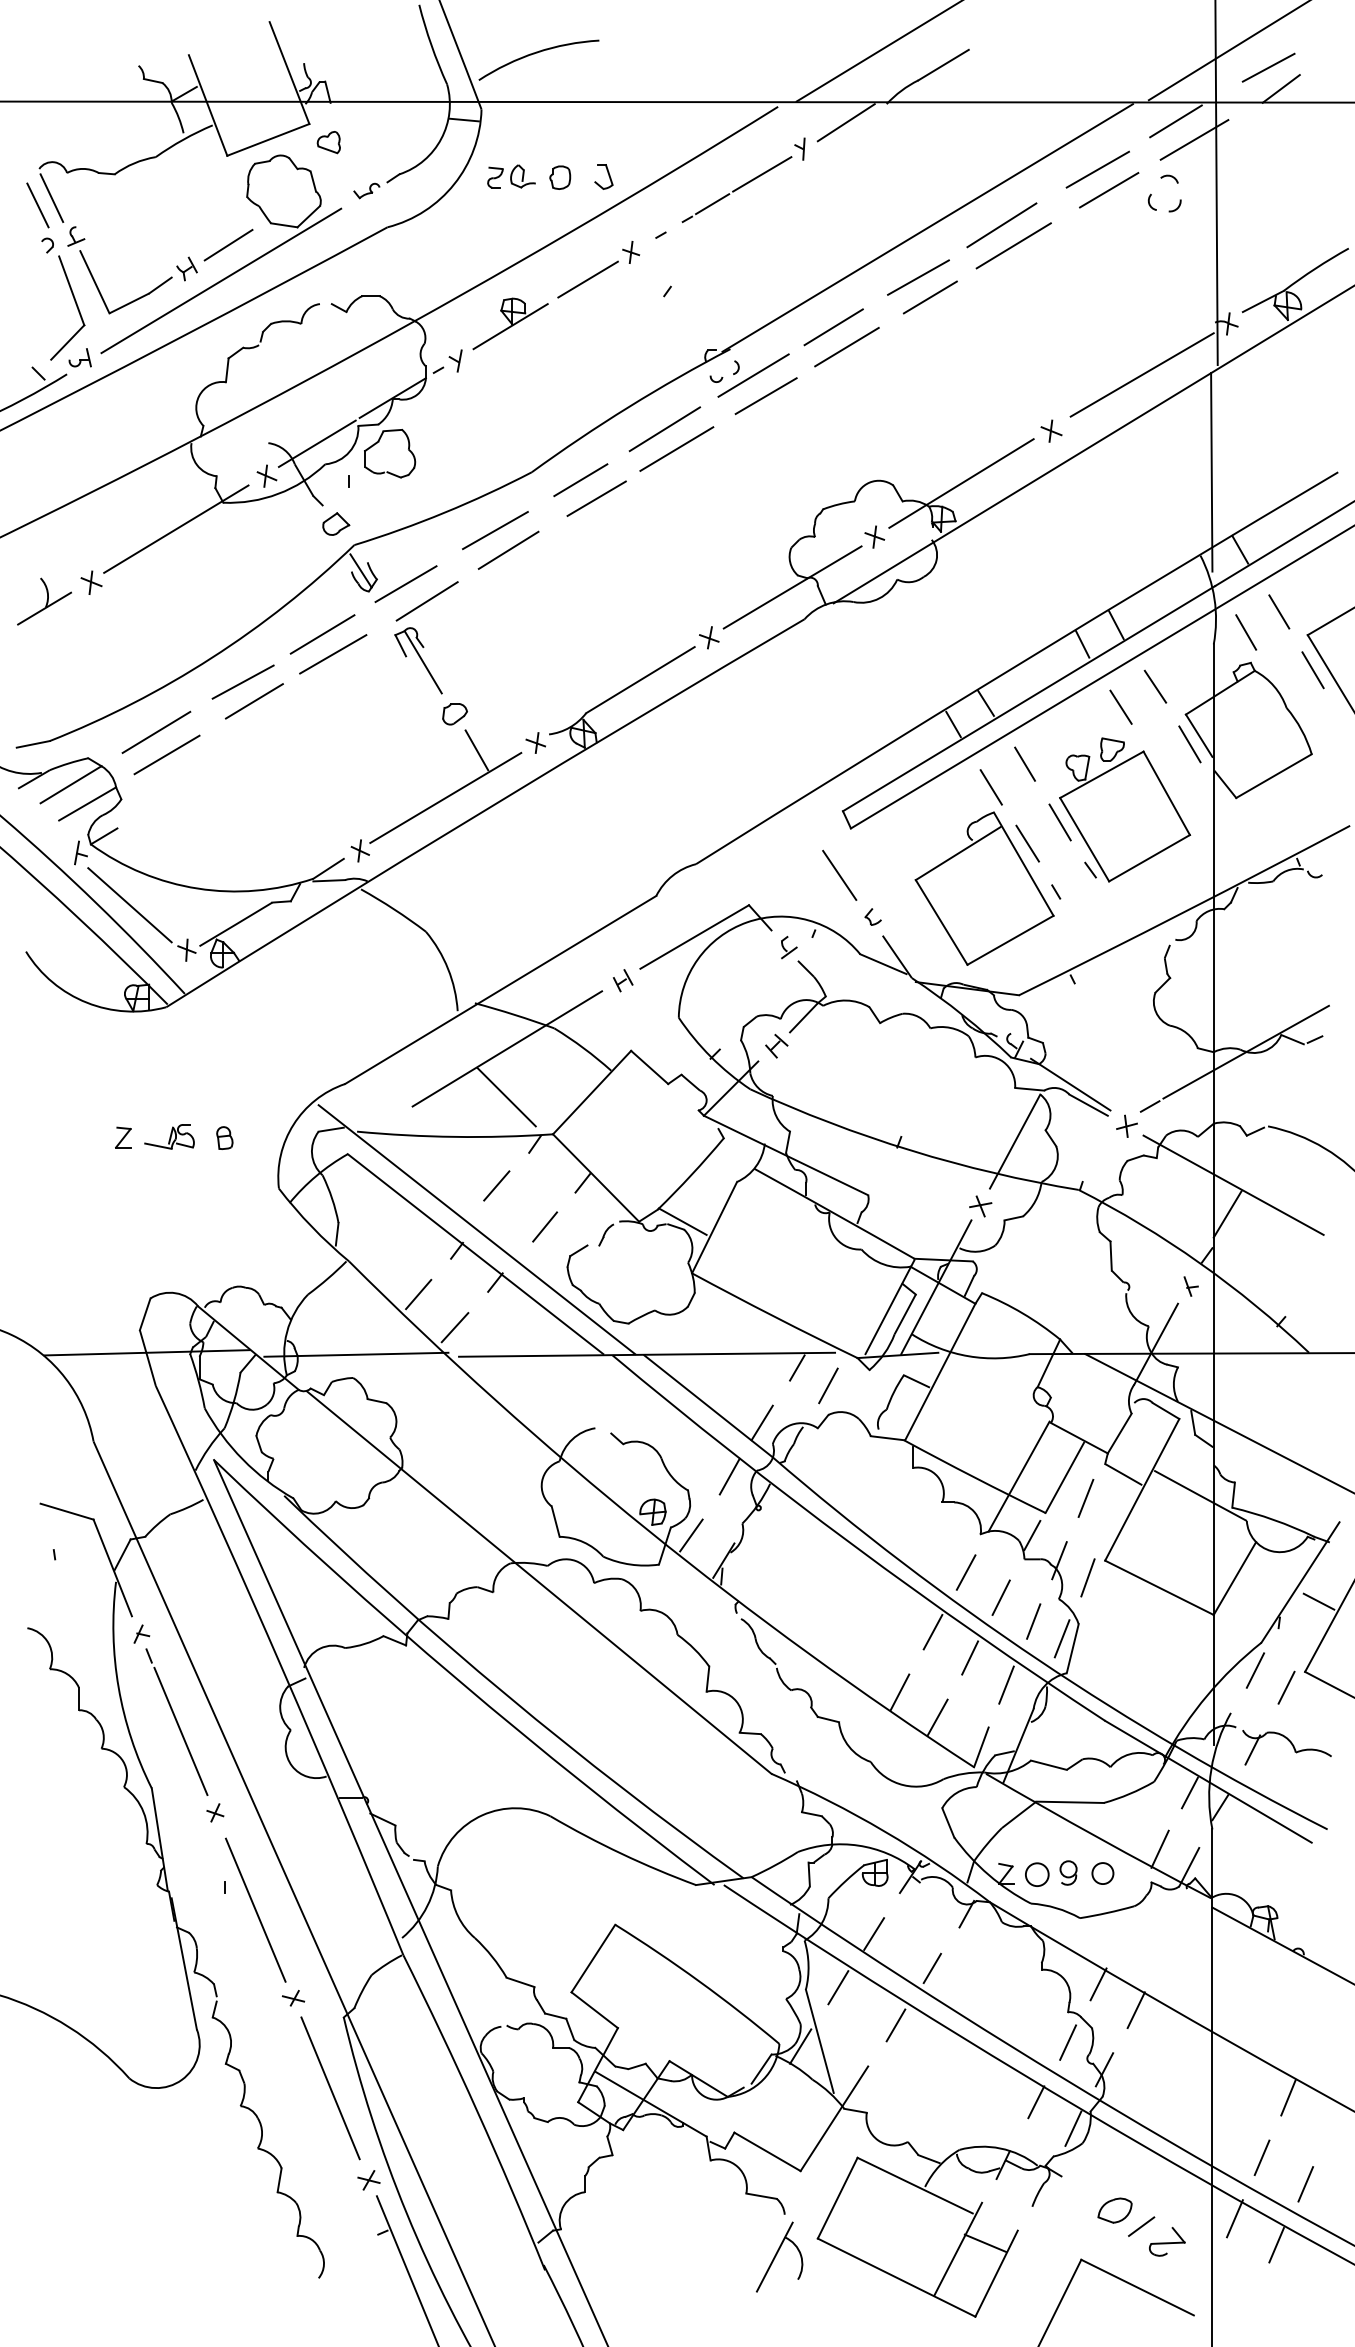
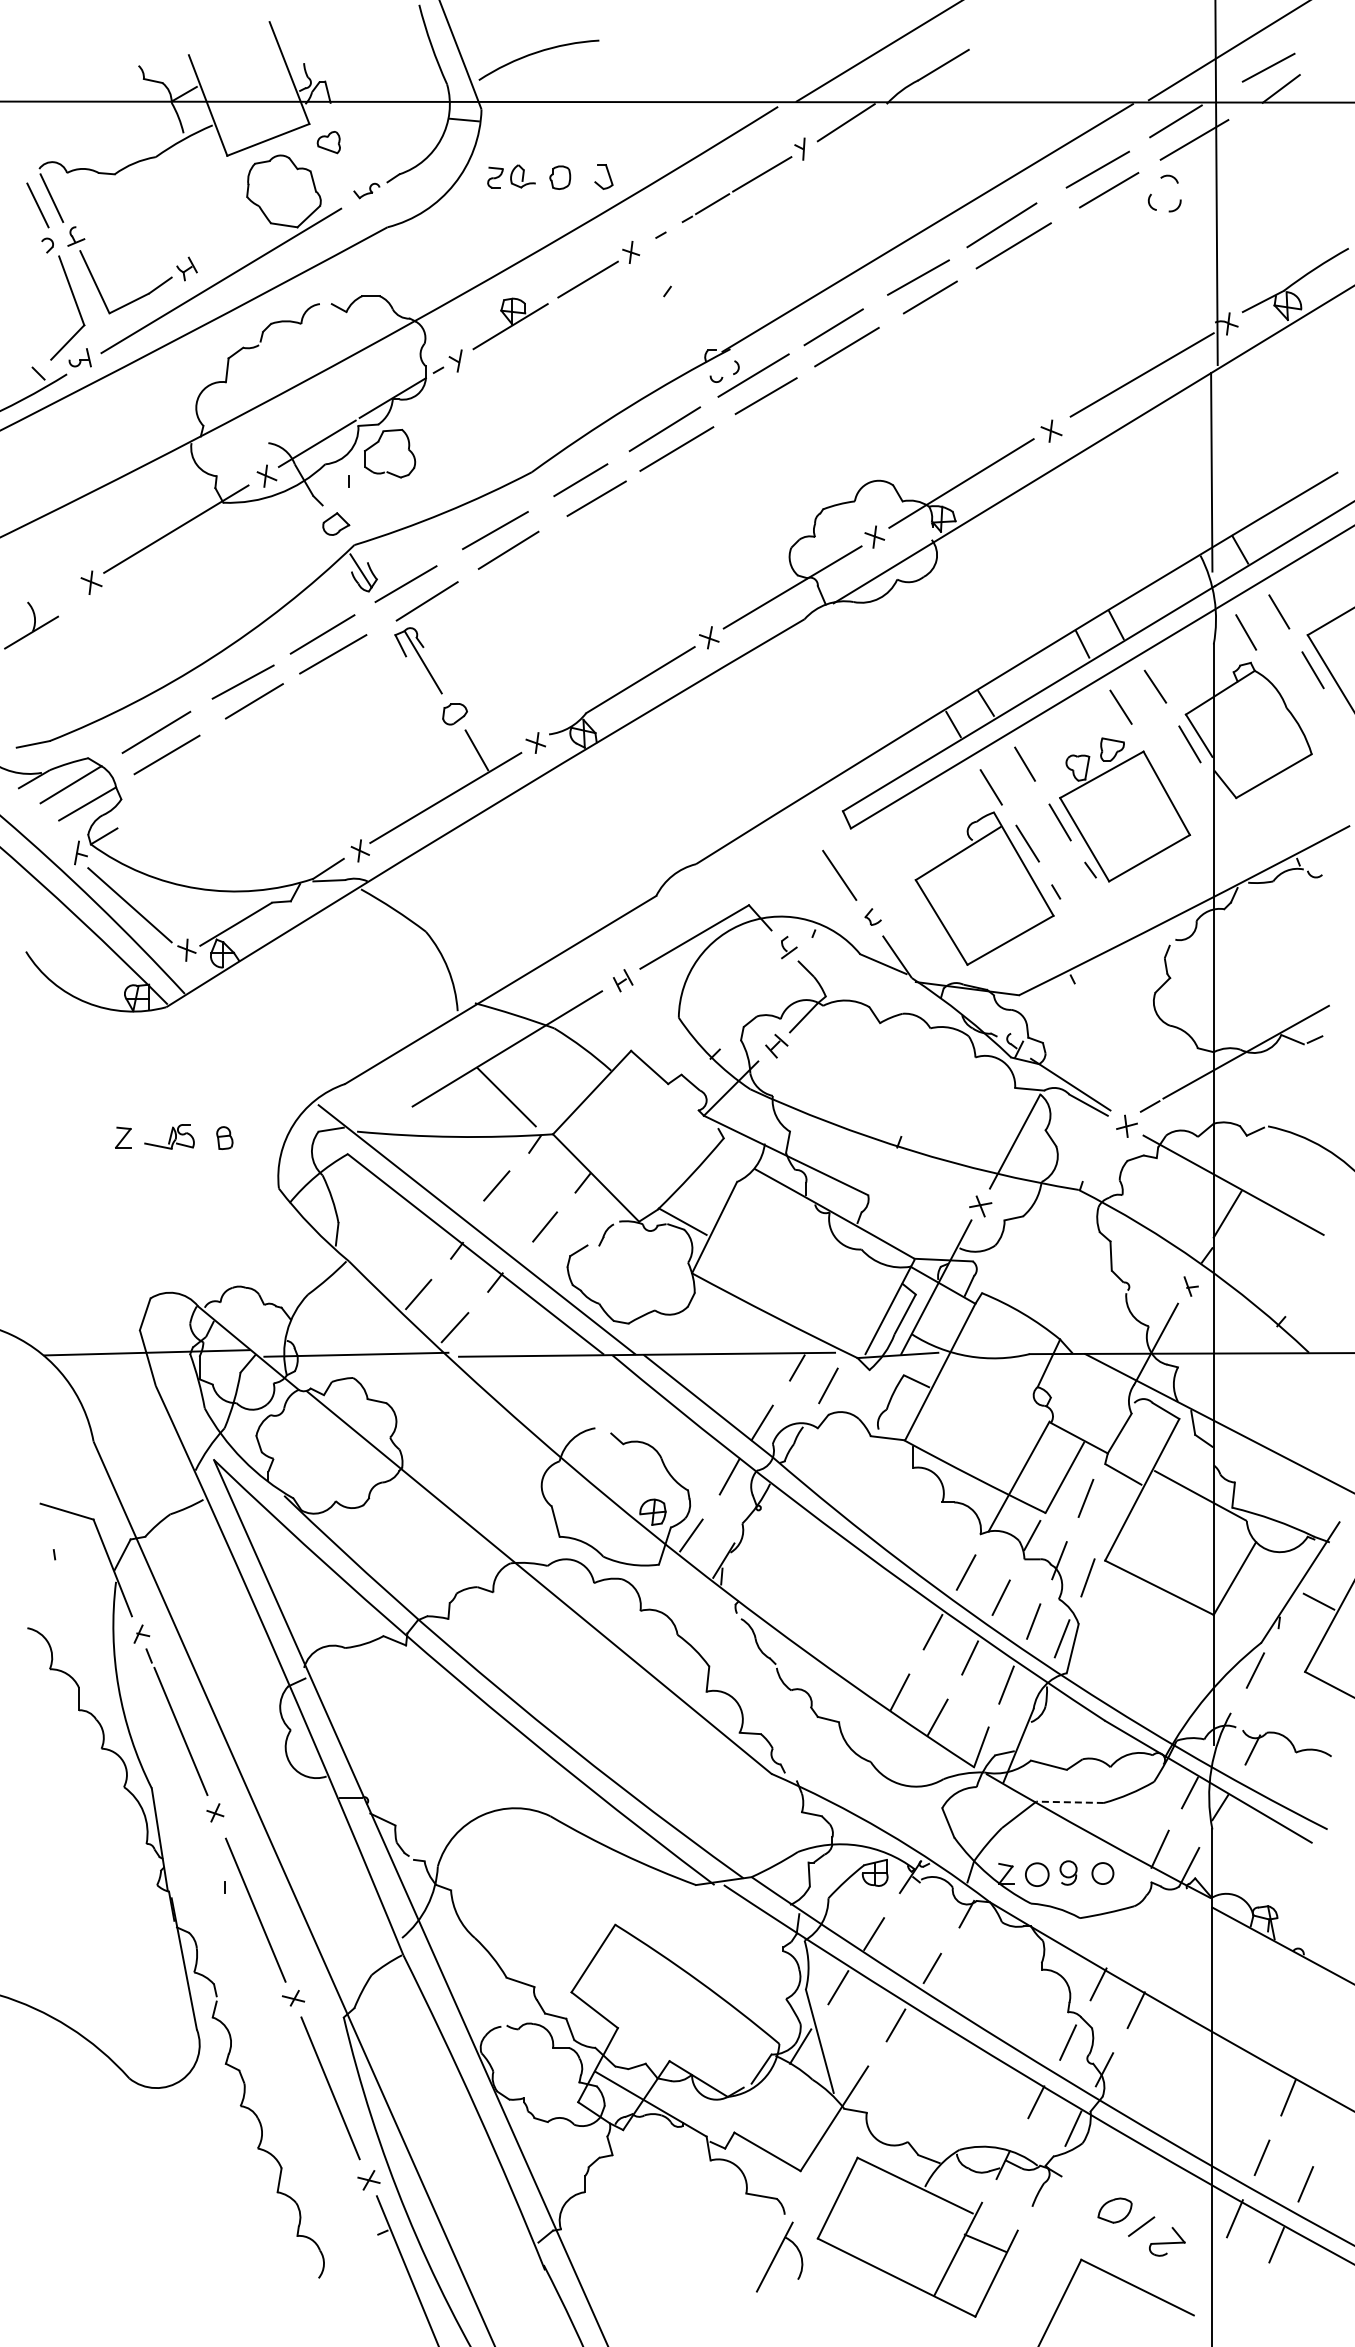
line: present -> none (228, 244)
part position: (44, 601) -> (31, 625) (31, 625)
line: present -> none (1286, 1687)
line: solid -> dashed (1070, 1802)
